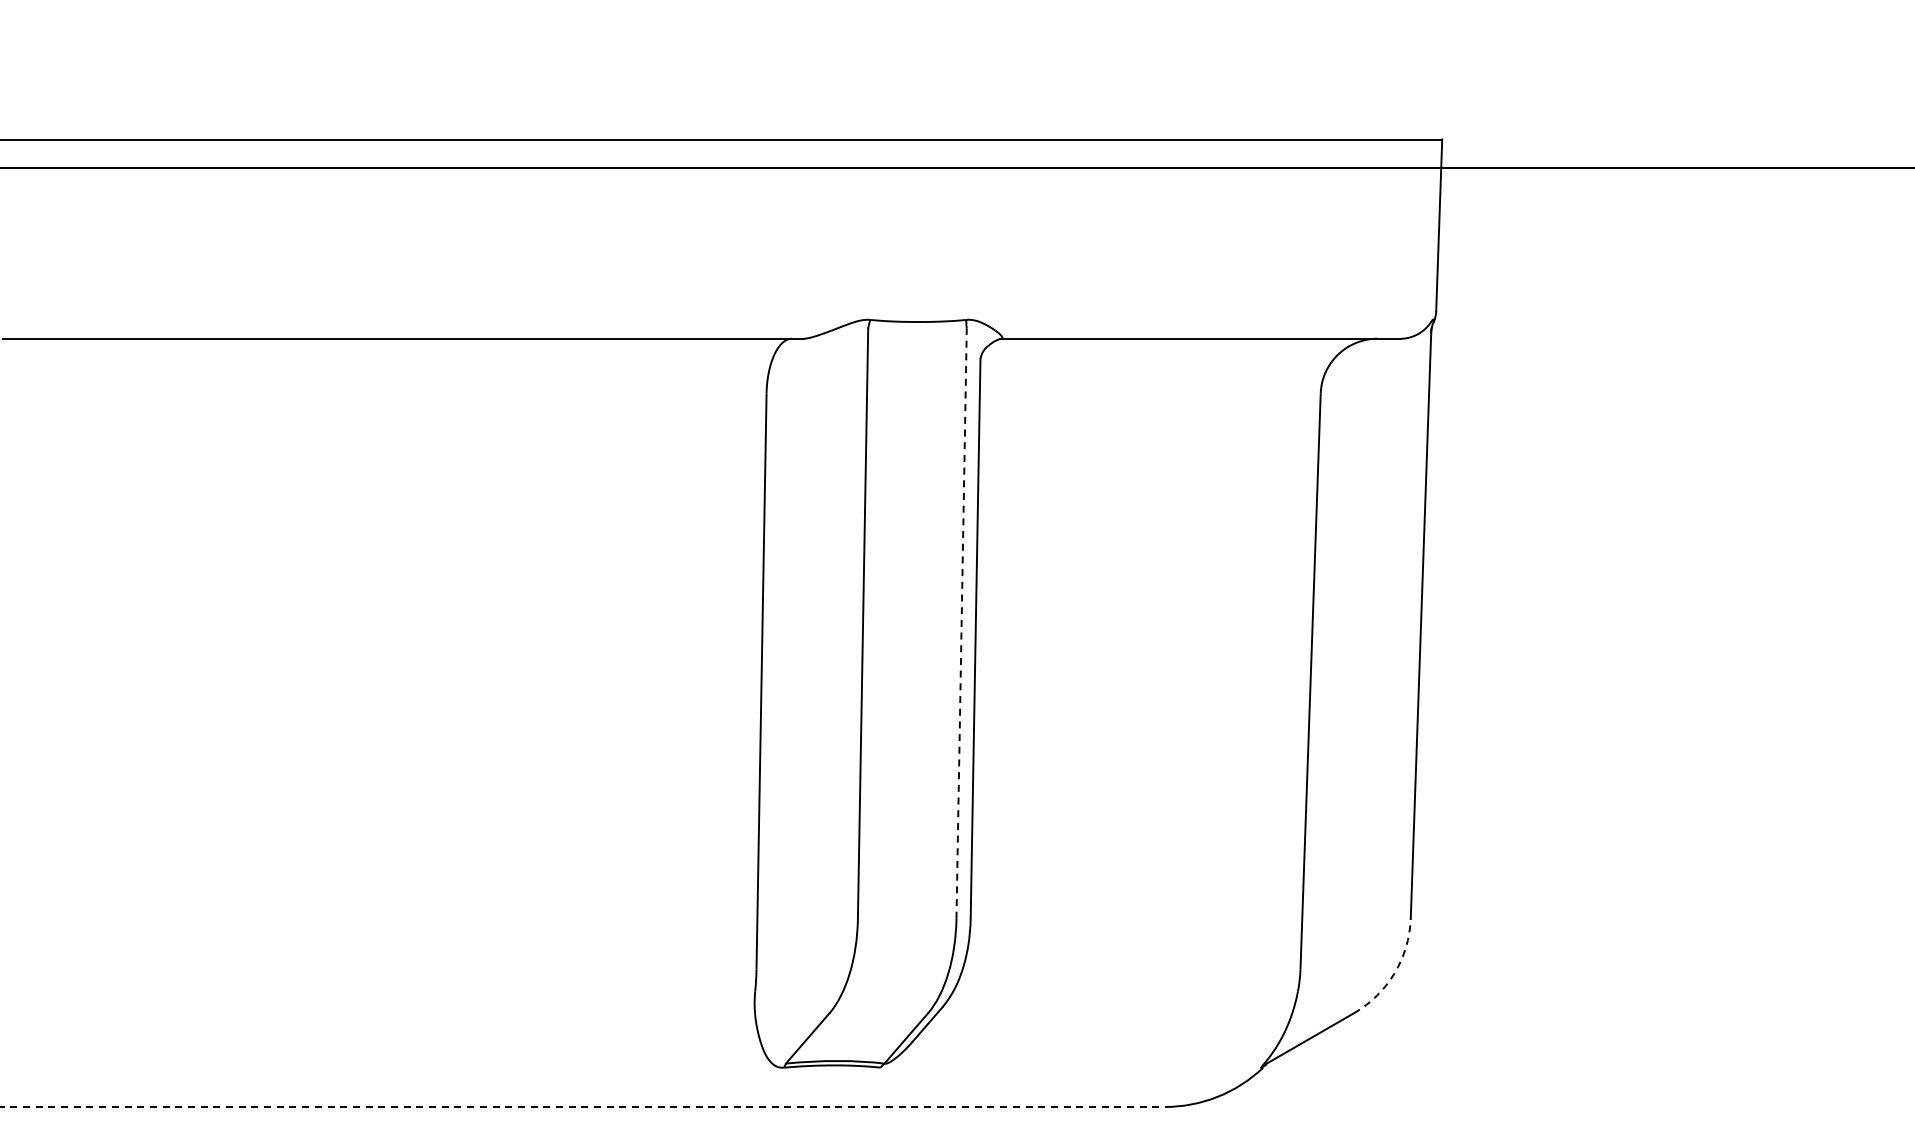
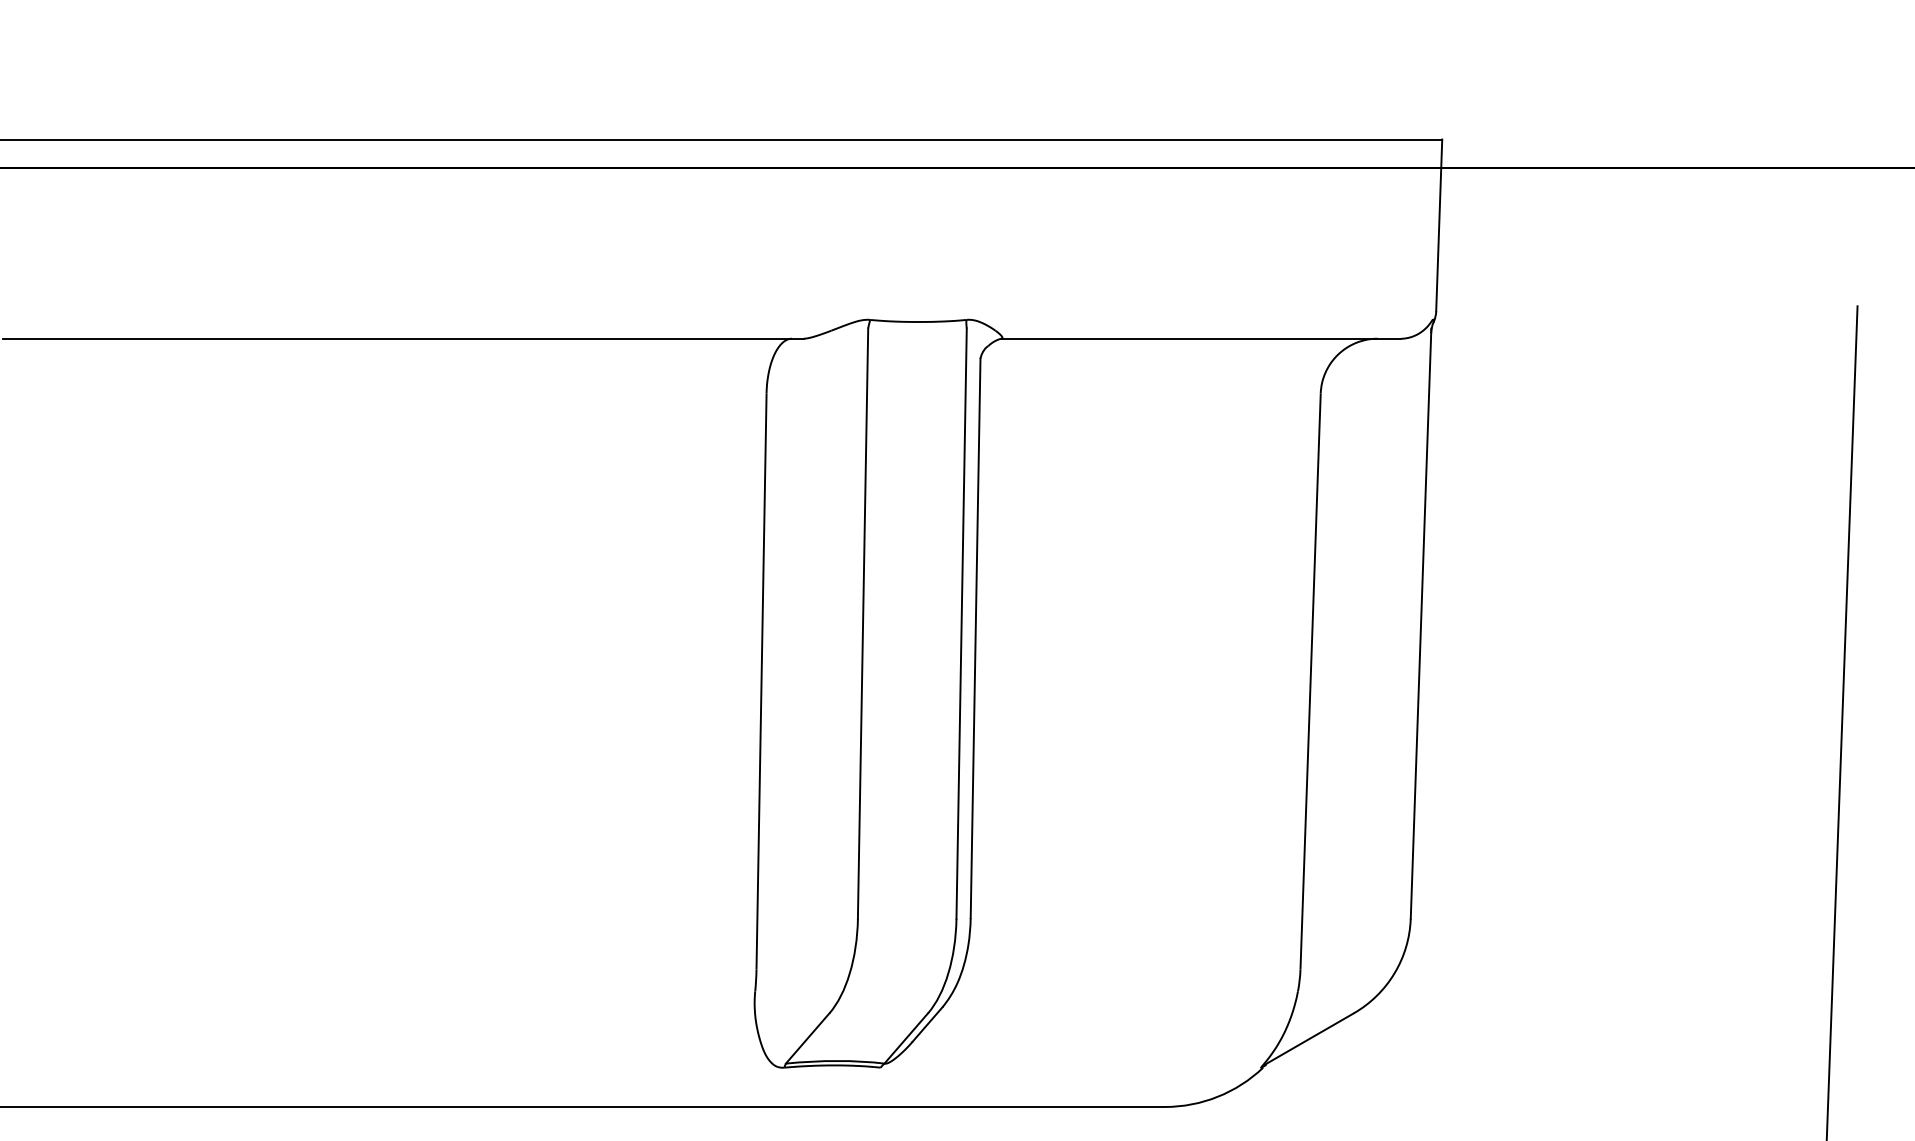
line: dashed -> solid (961, 623)
line: none -> present (1841, 721)
arc: dashed -> solid (1394, 973)
line: dashed -> solid (583, 1106)
